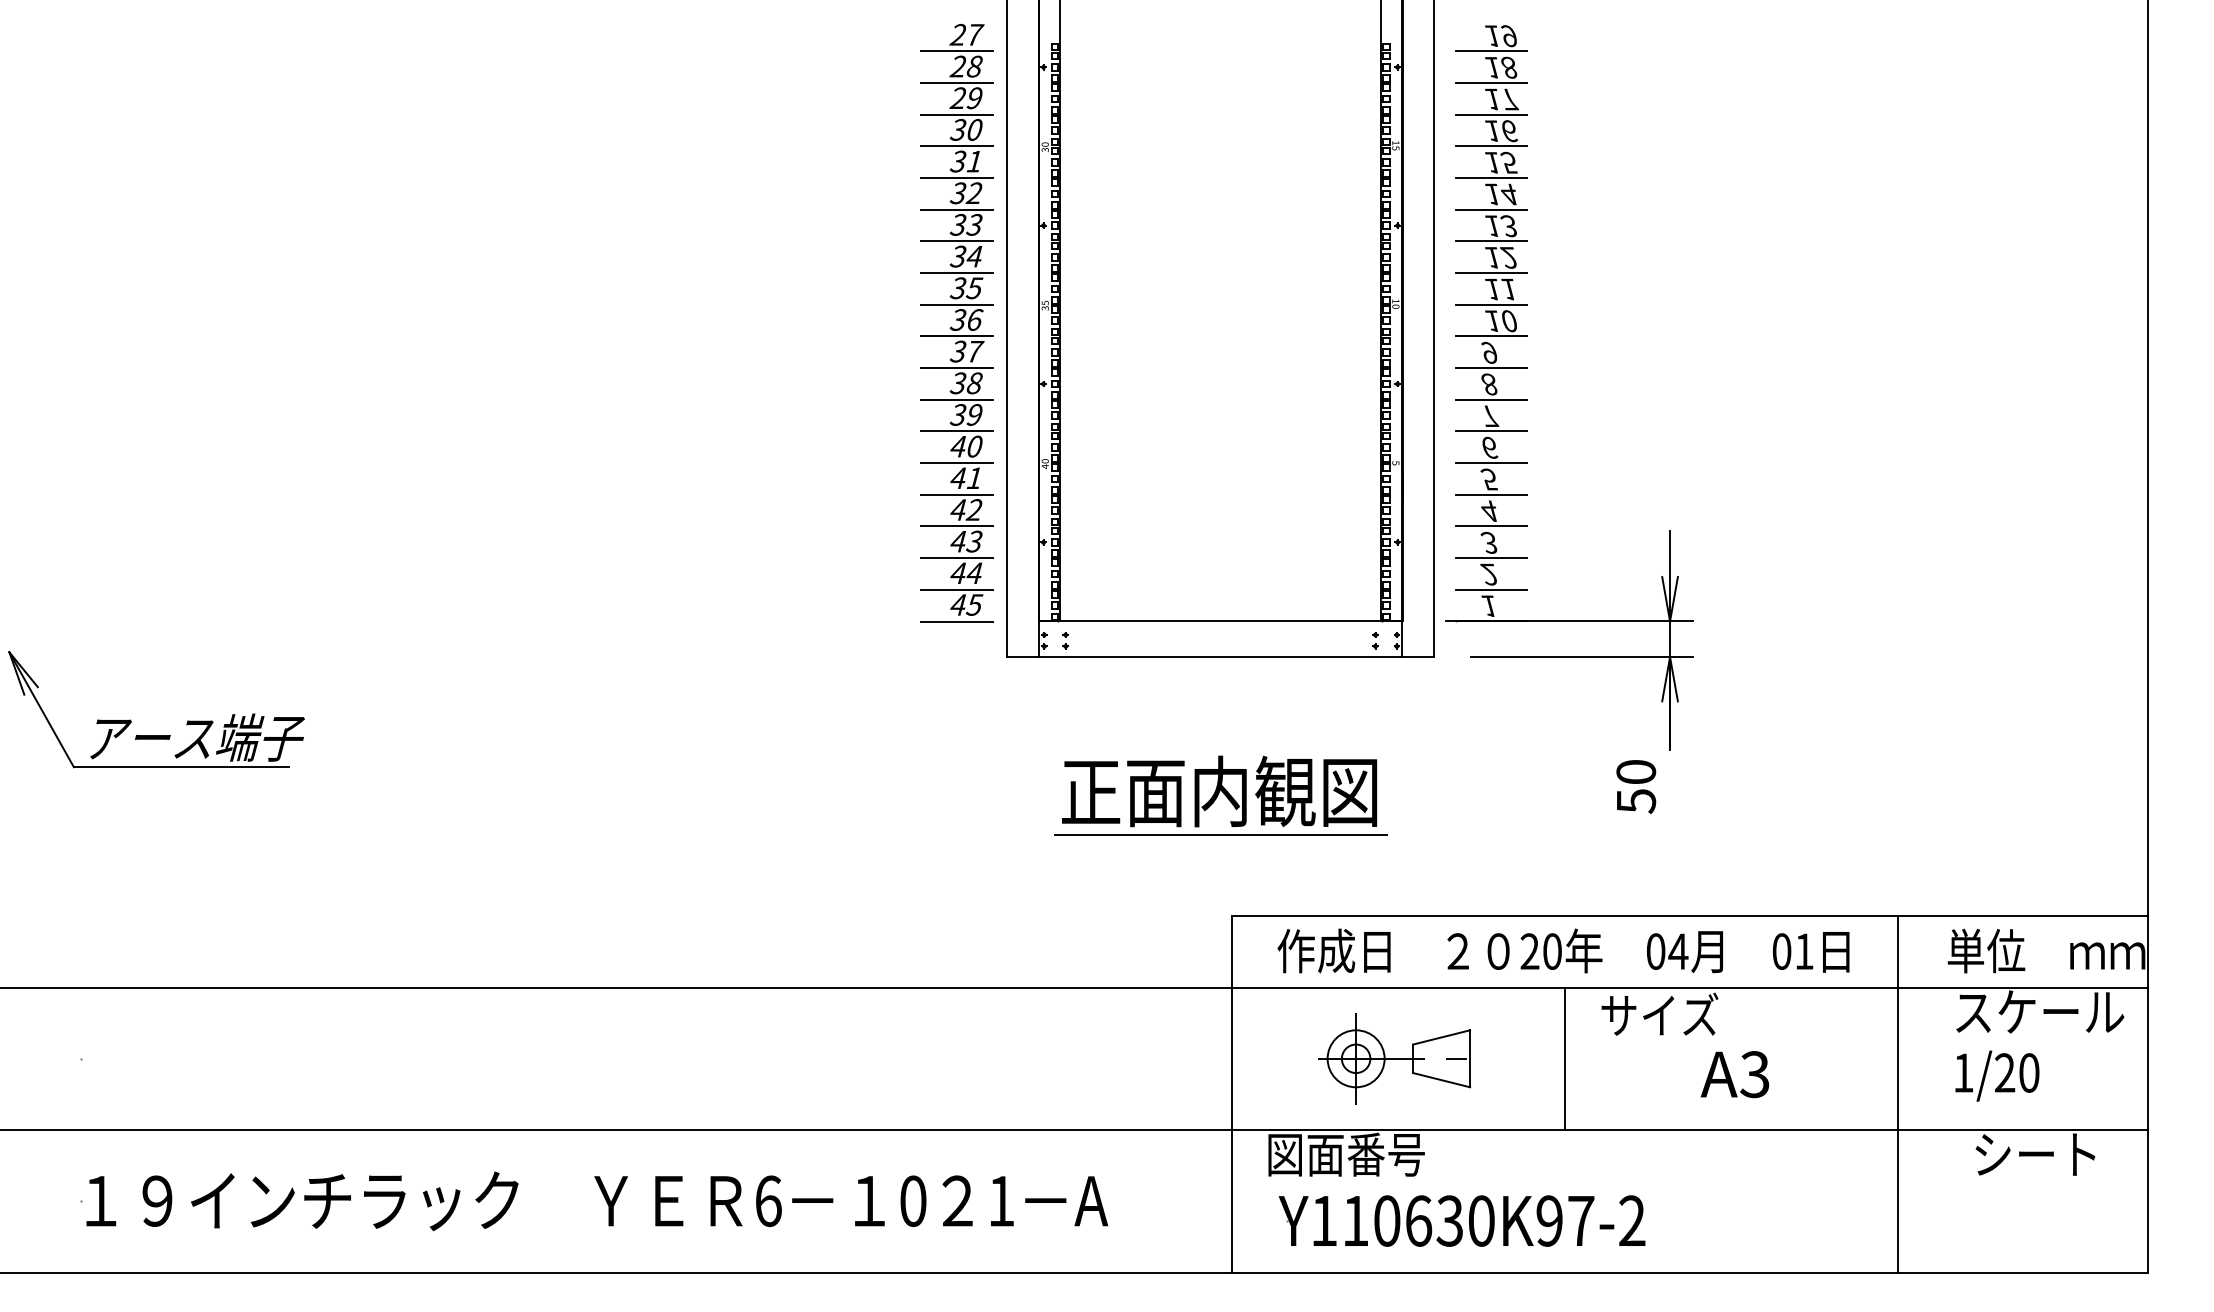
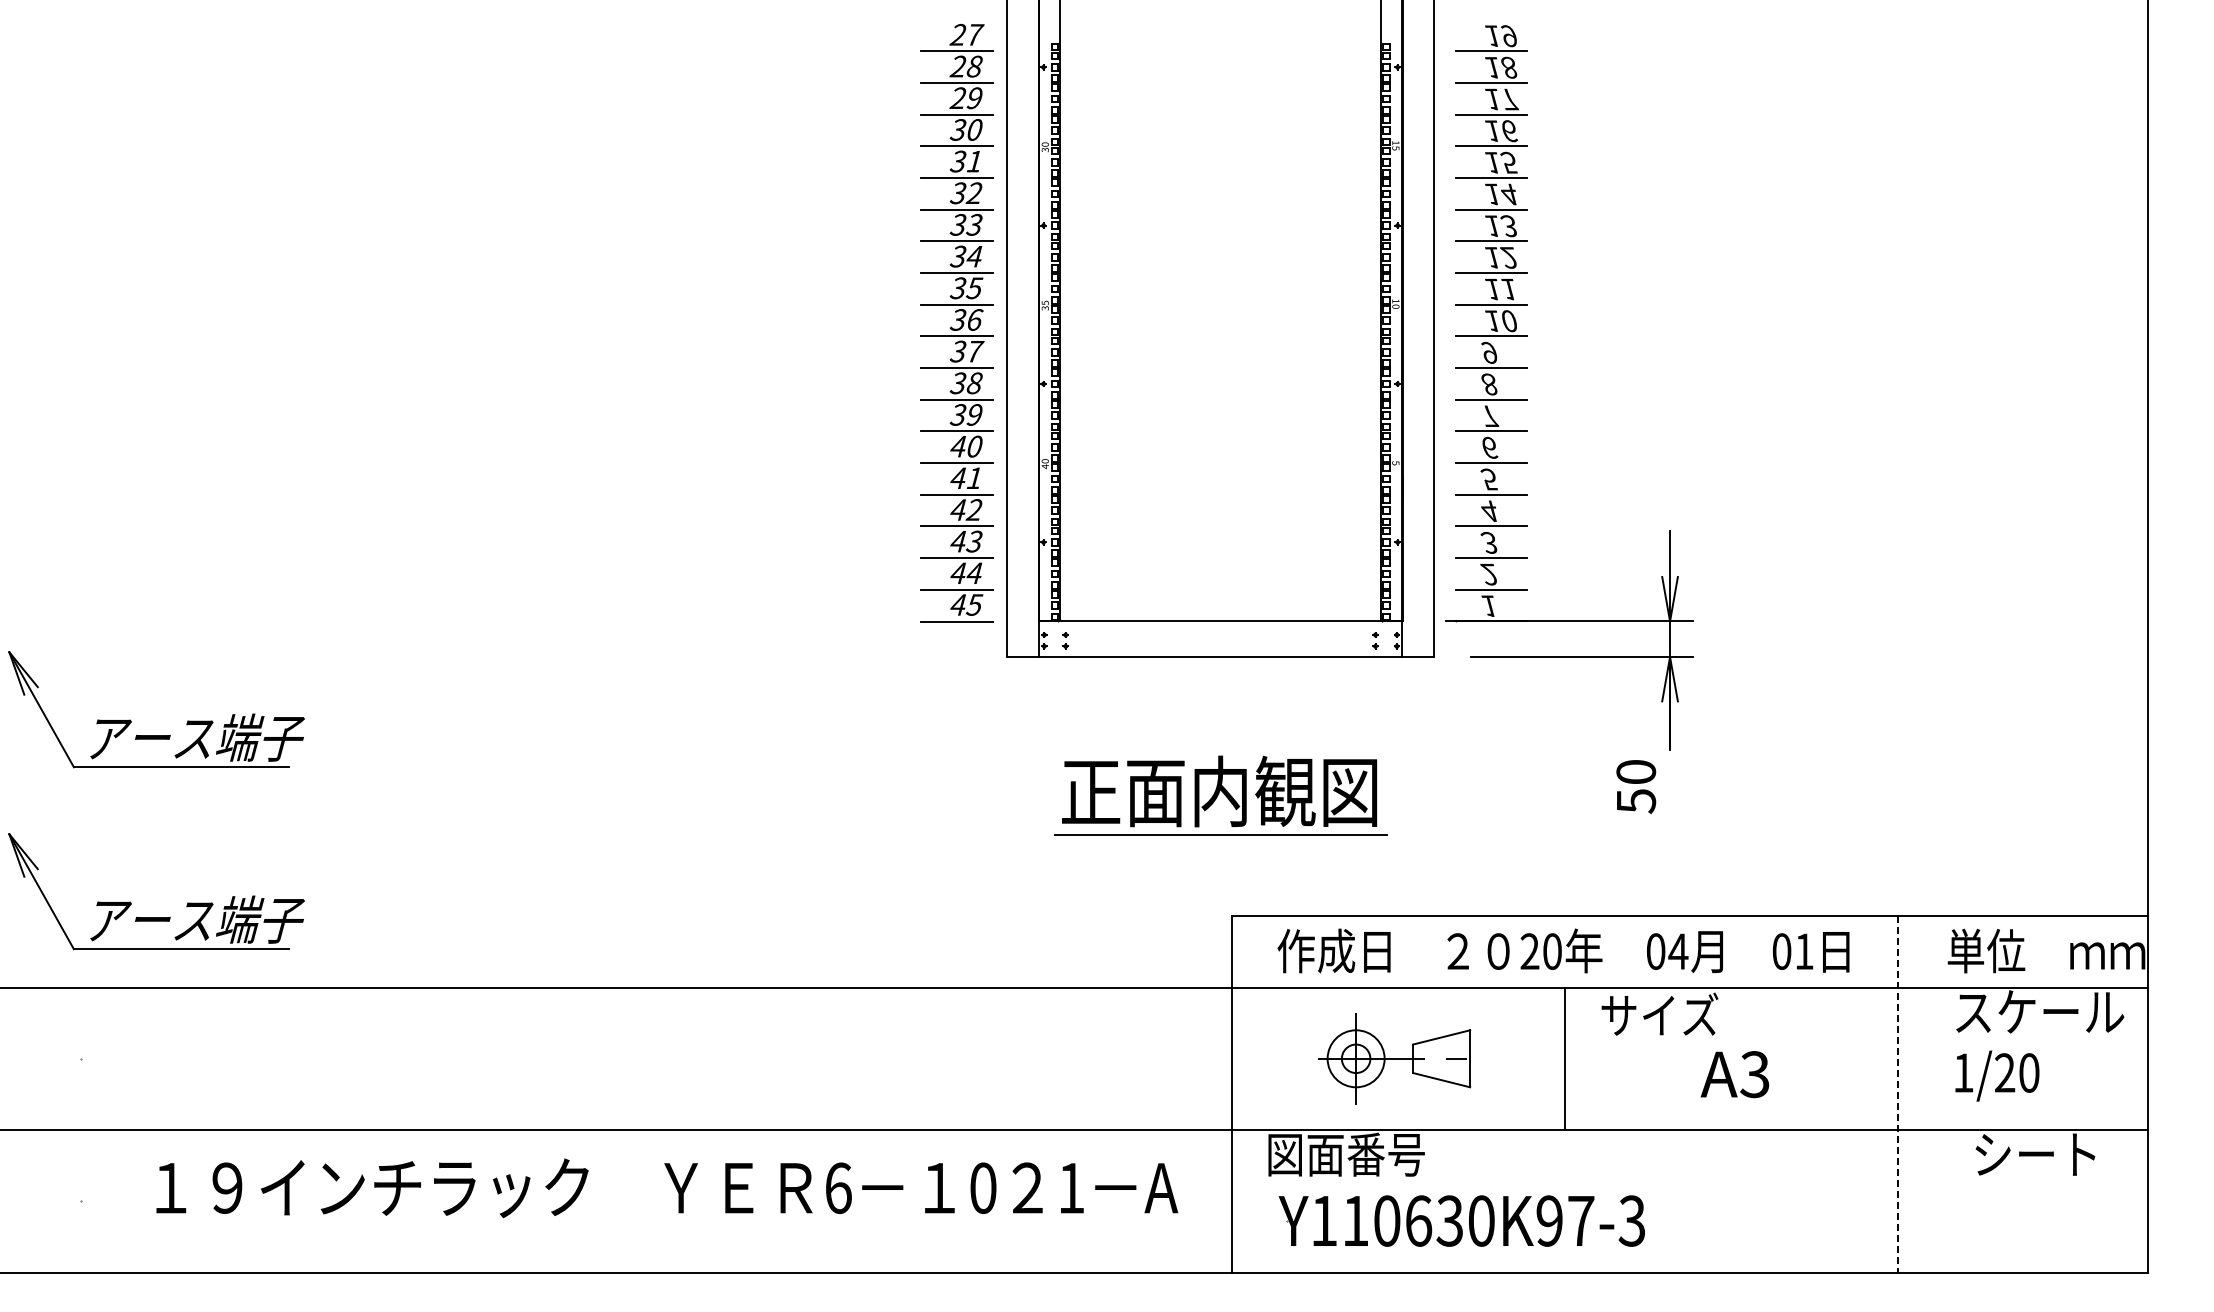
part: none -> present (156, 917)
line: solid -> dashed (1898, 1094)
text position: (597, 1201) -> (667, 1188) (667, 1188)
text: Y110630K97-2 -> Y110630K97-3 (1631, 1220)
